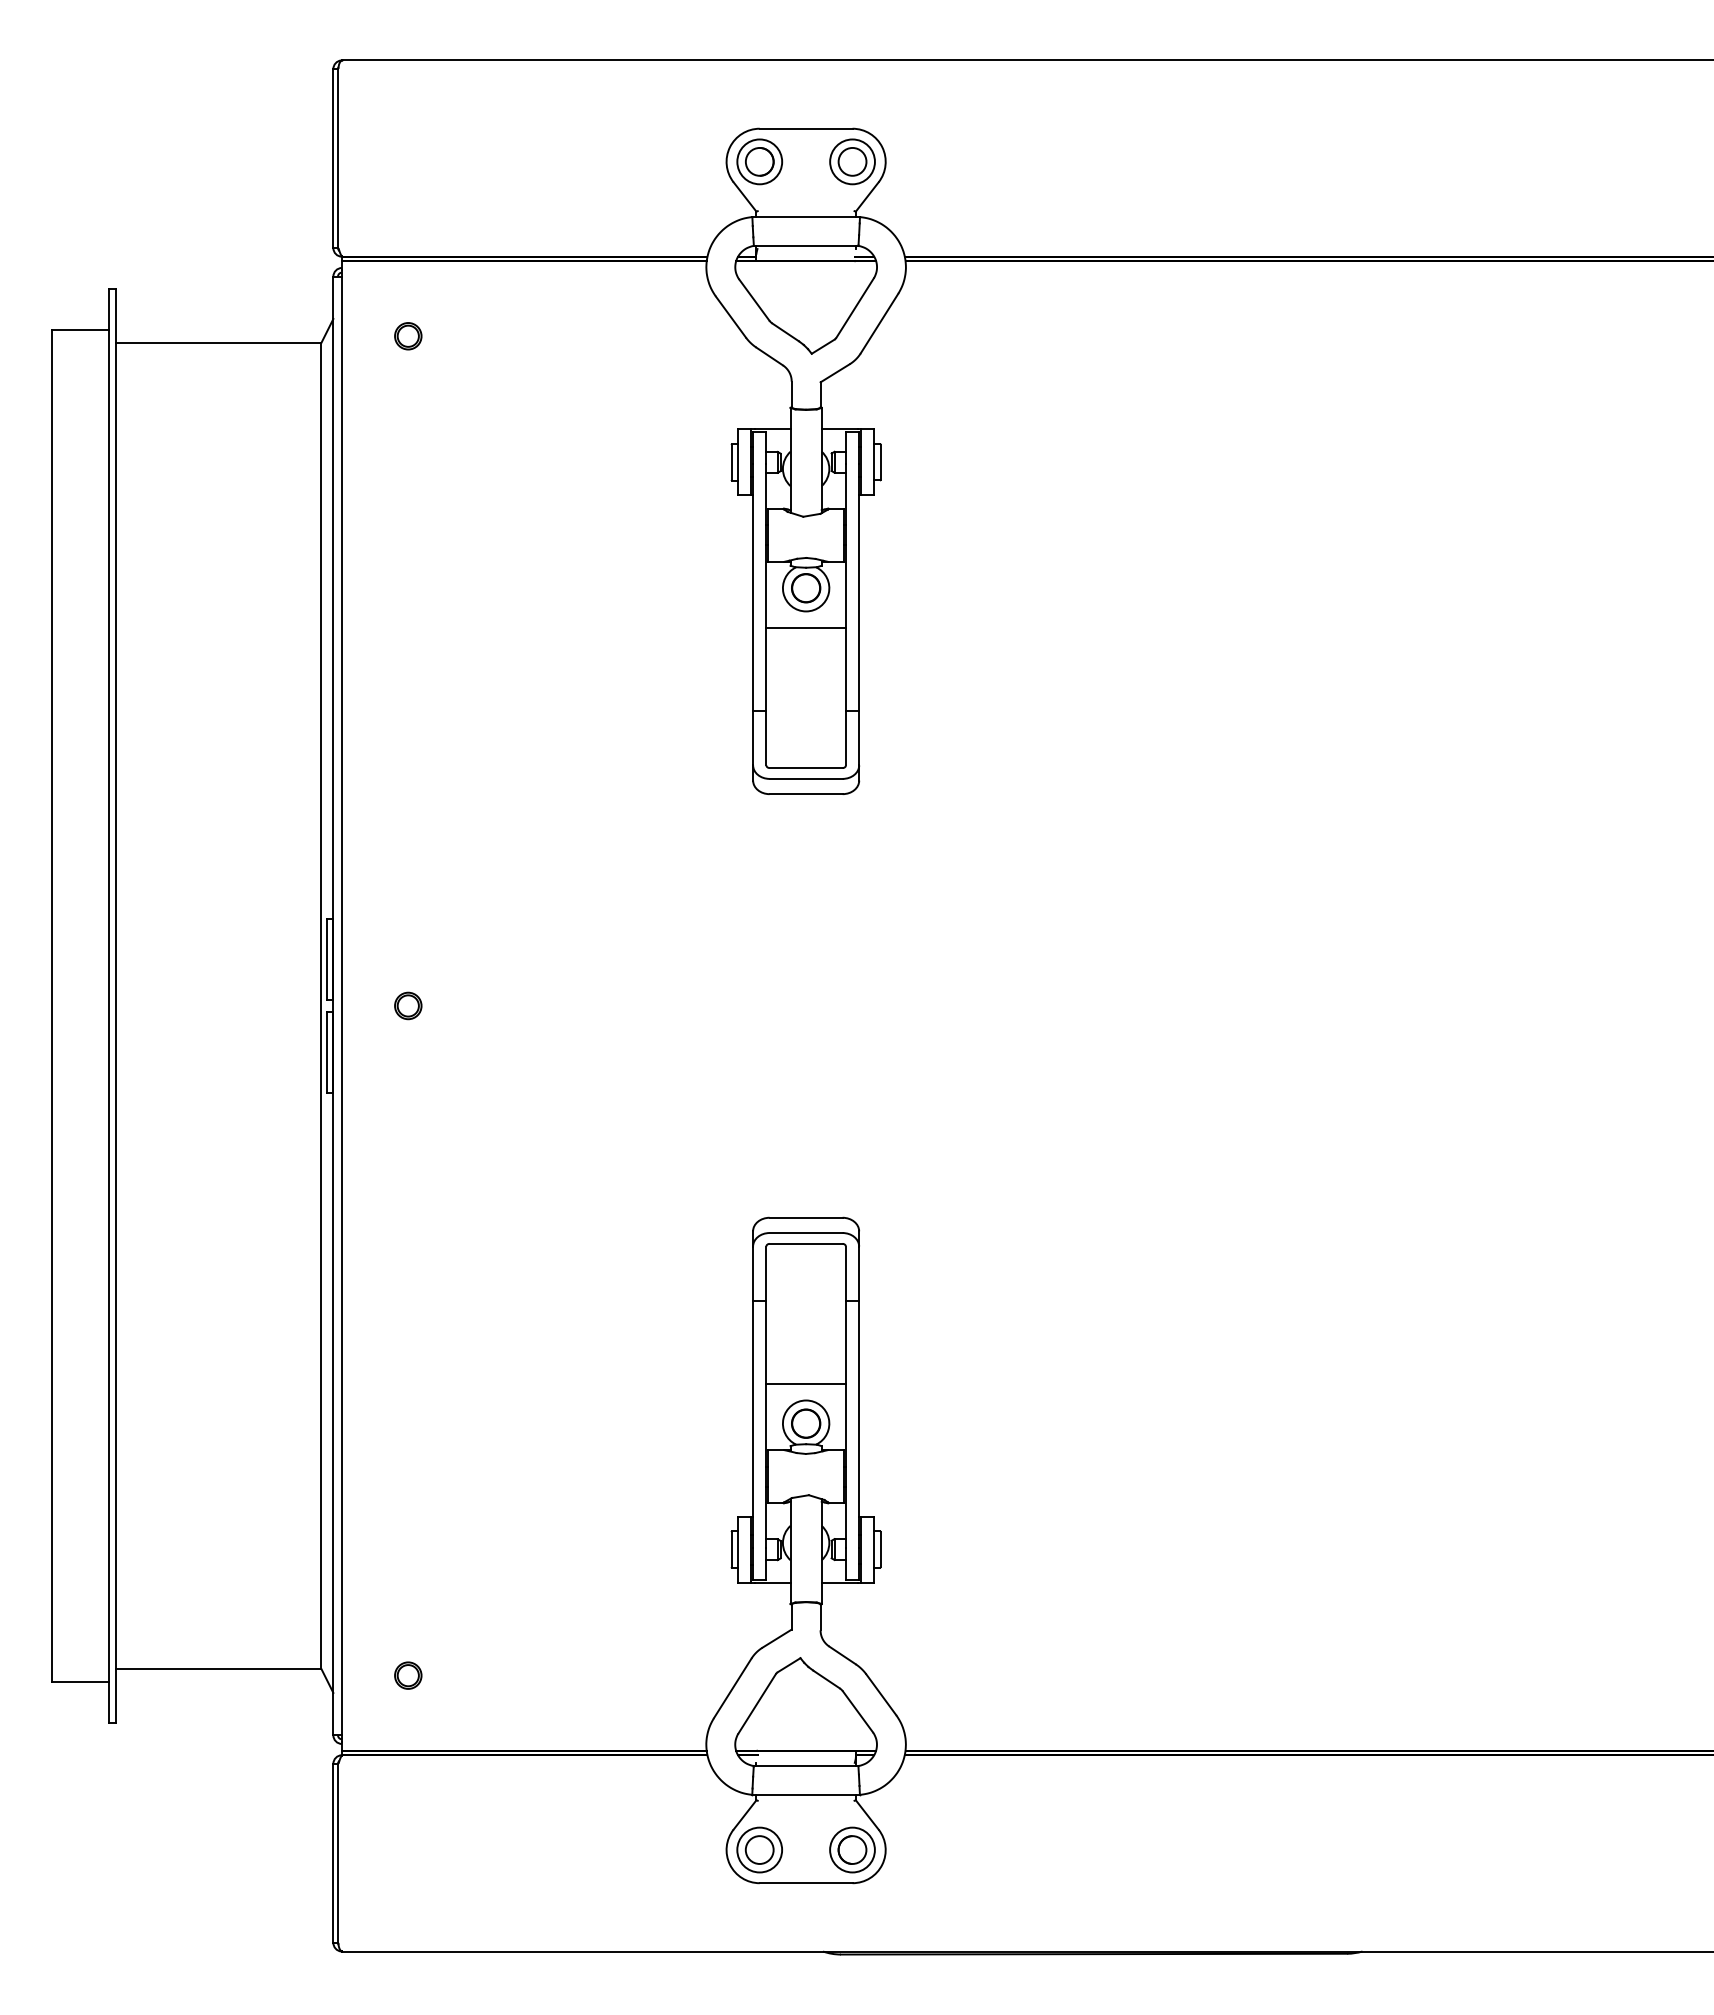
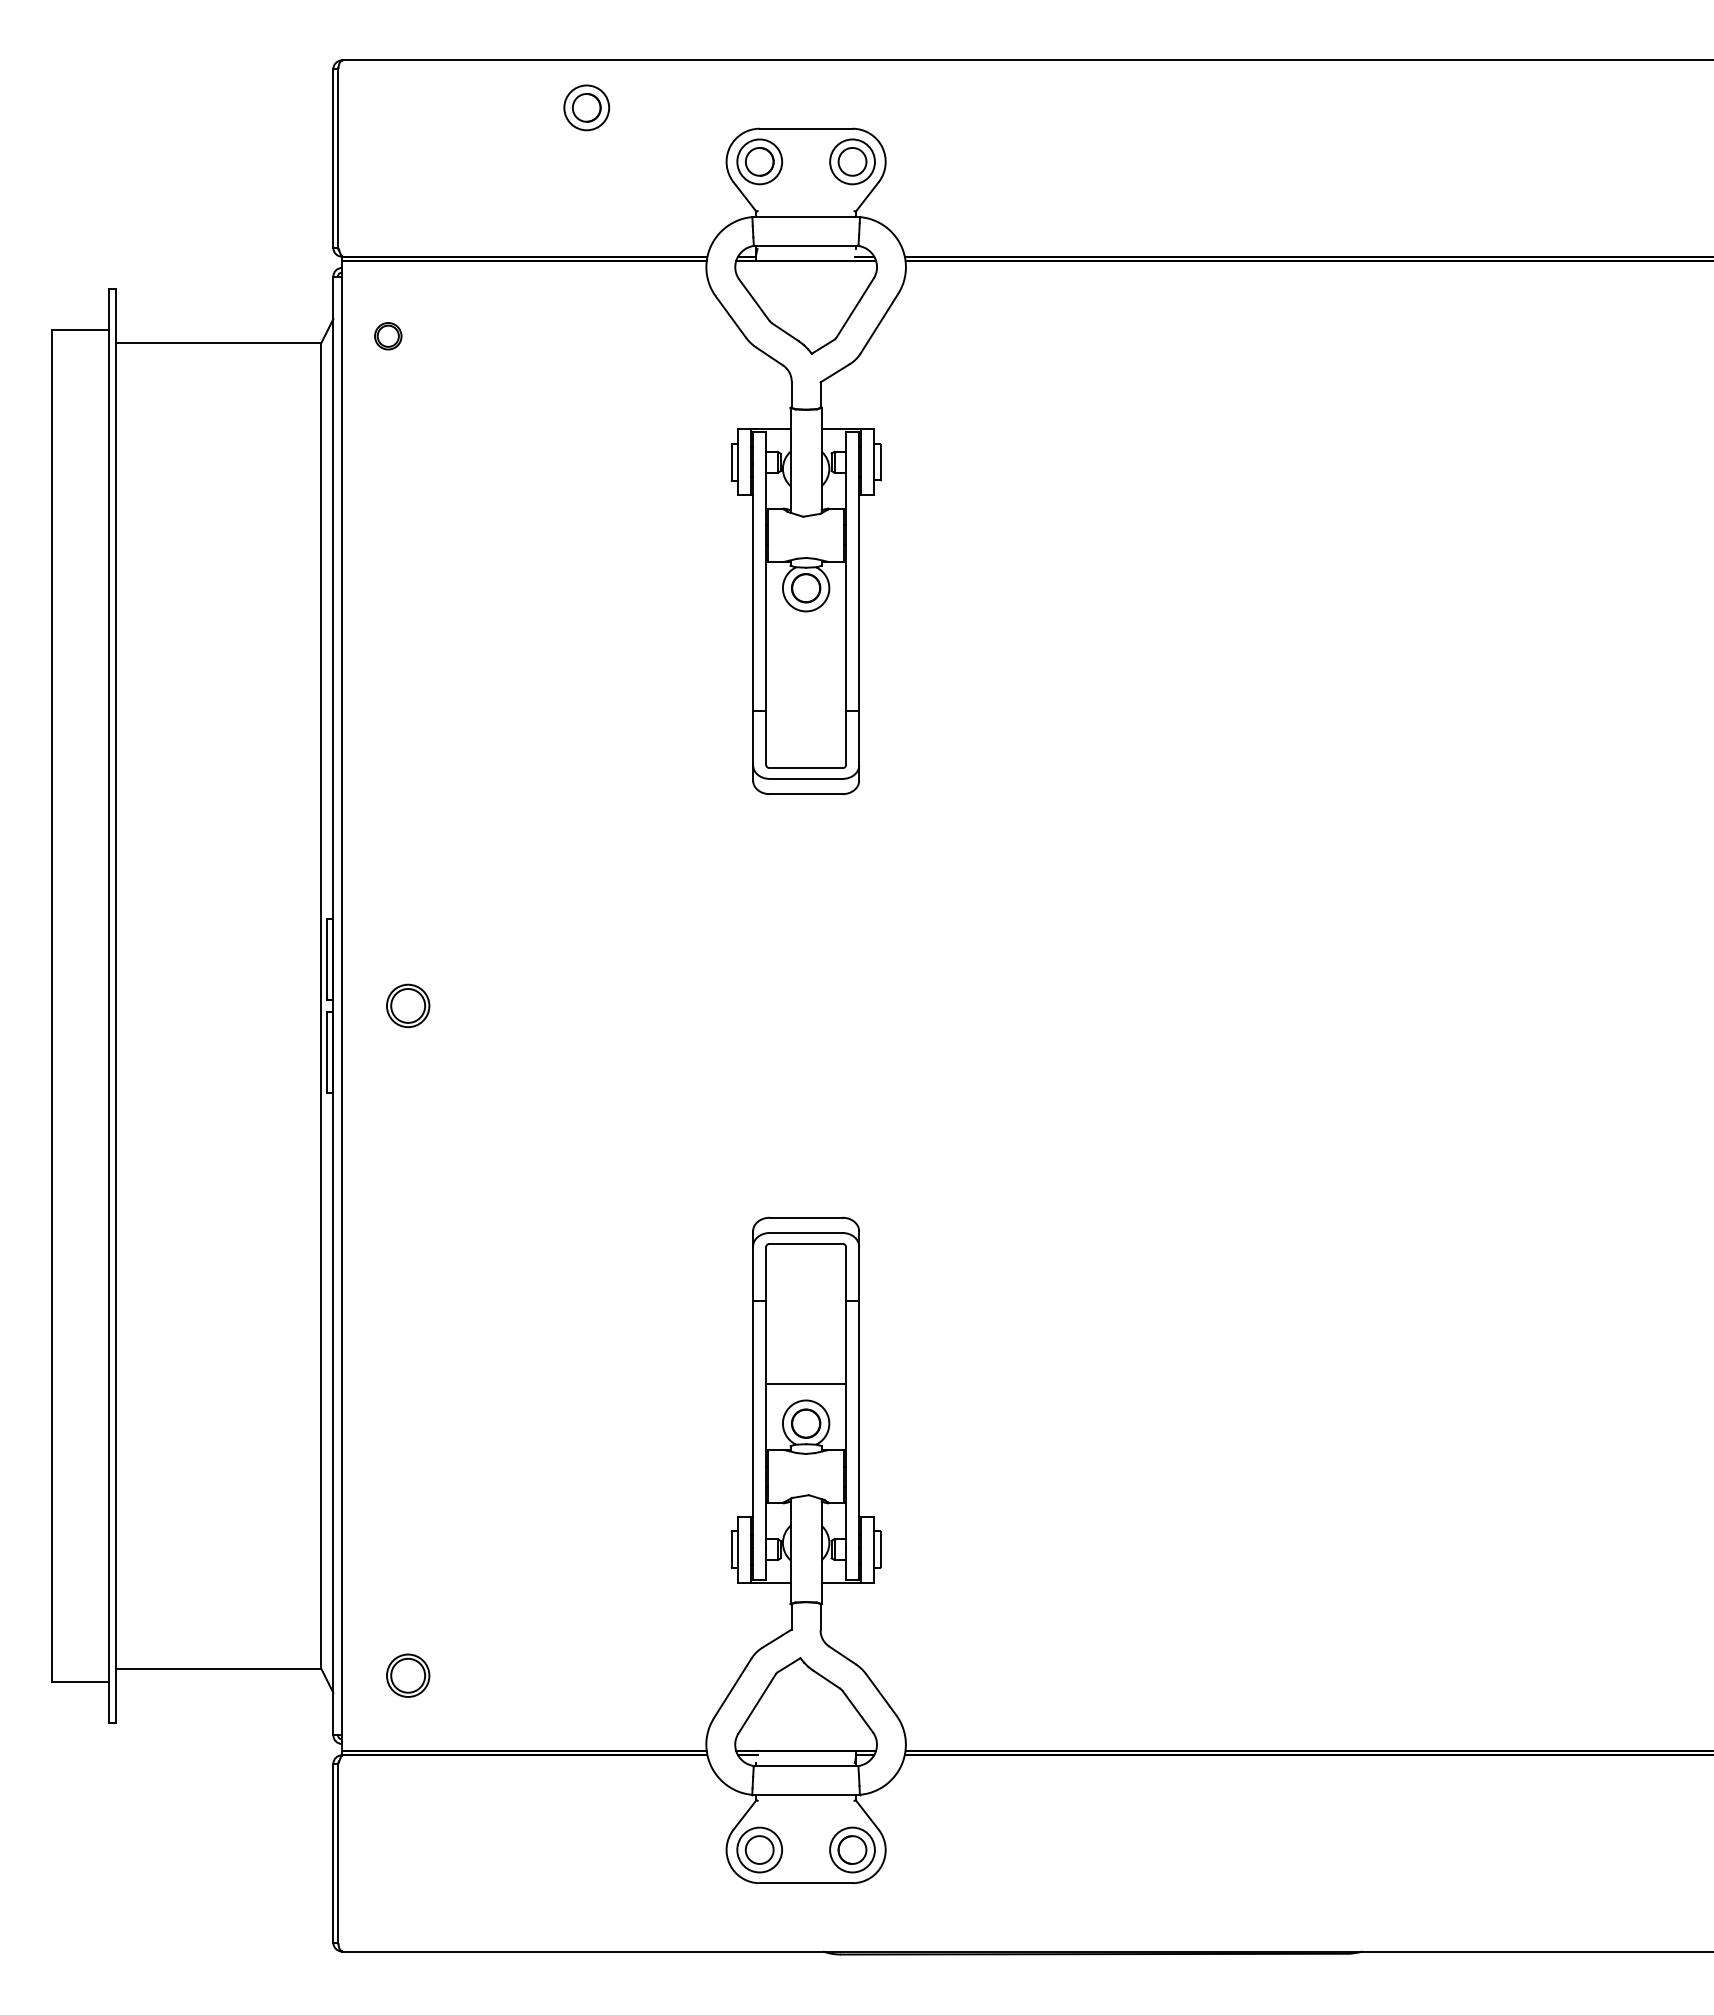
part: none -> present (586, 107)
part position: (408, 336) -> (388, 336) (388, 336)
line: present -> none (805, 628)
part size: 29x30 px -> 45x46 px (408, 1005)
part size: 29x29 px -> 45x45 px (408, 1675)
